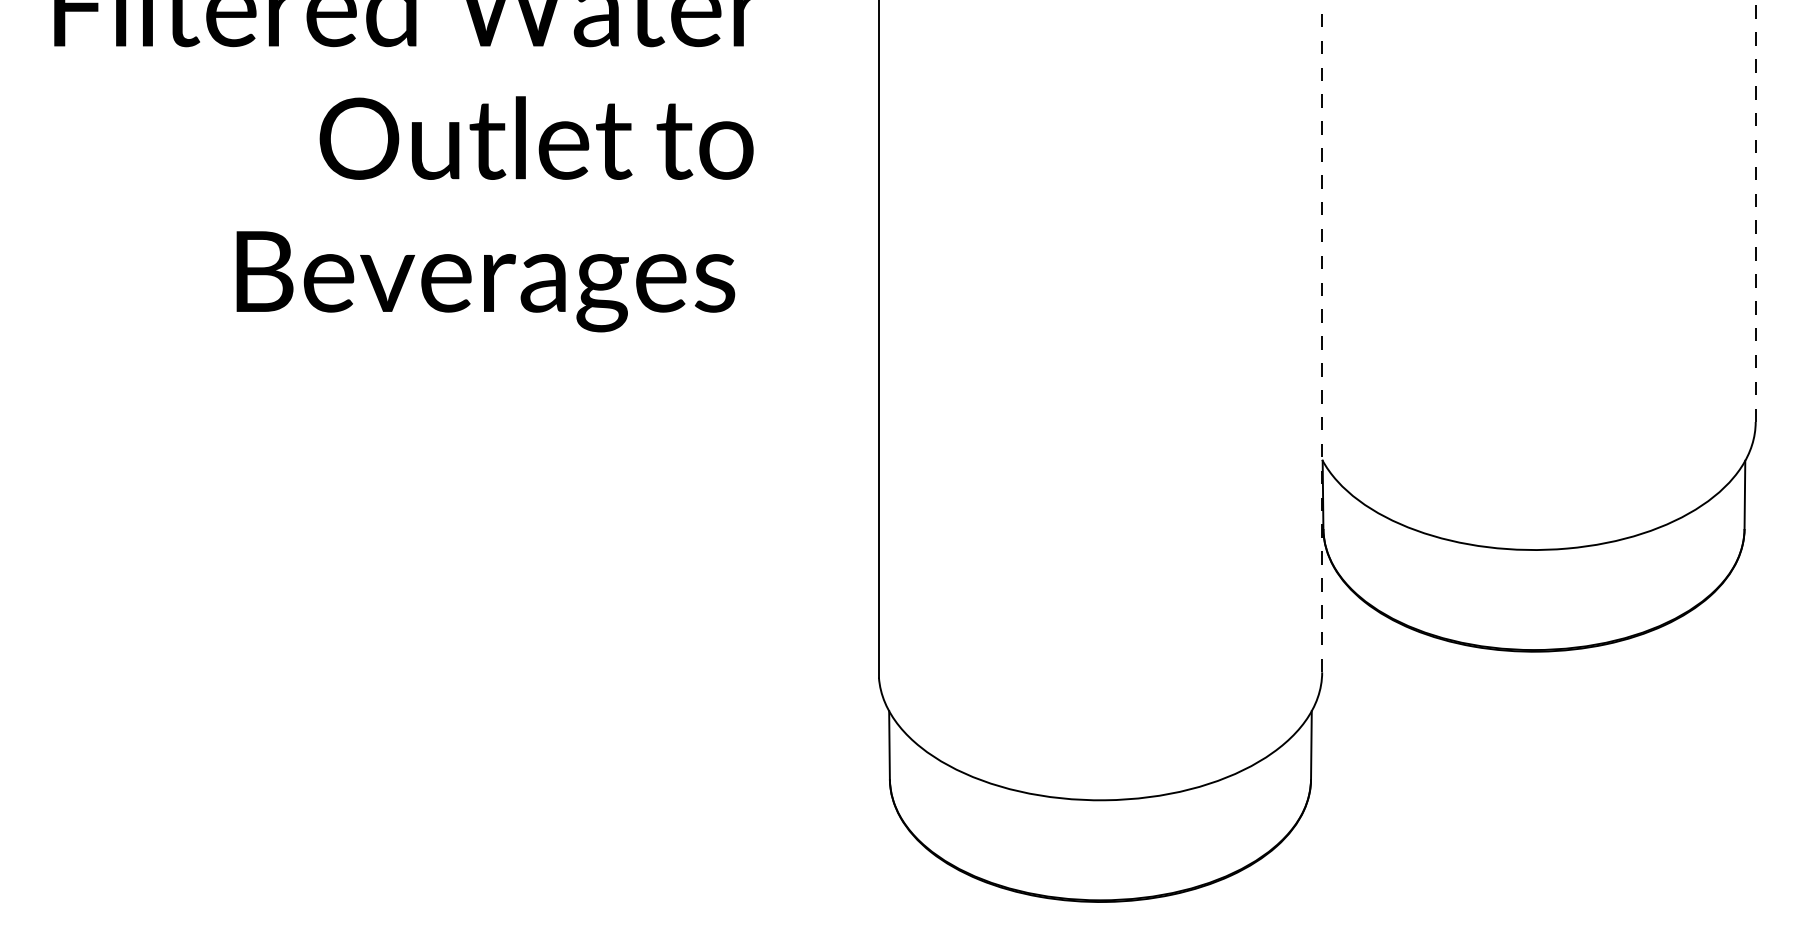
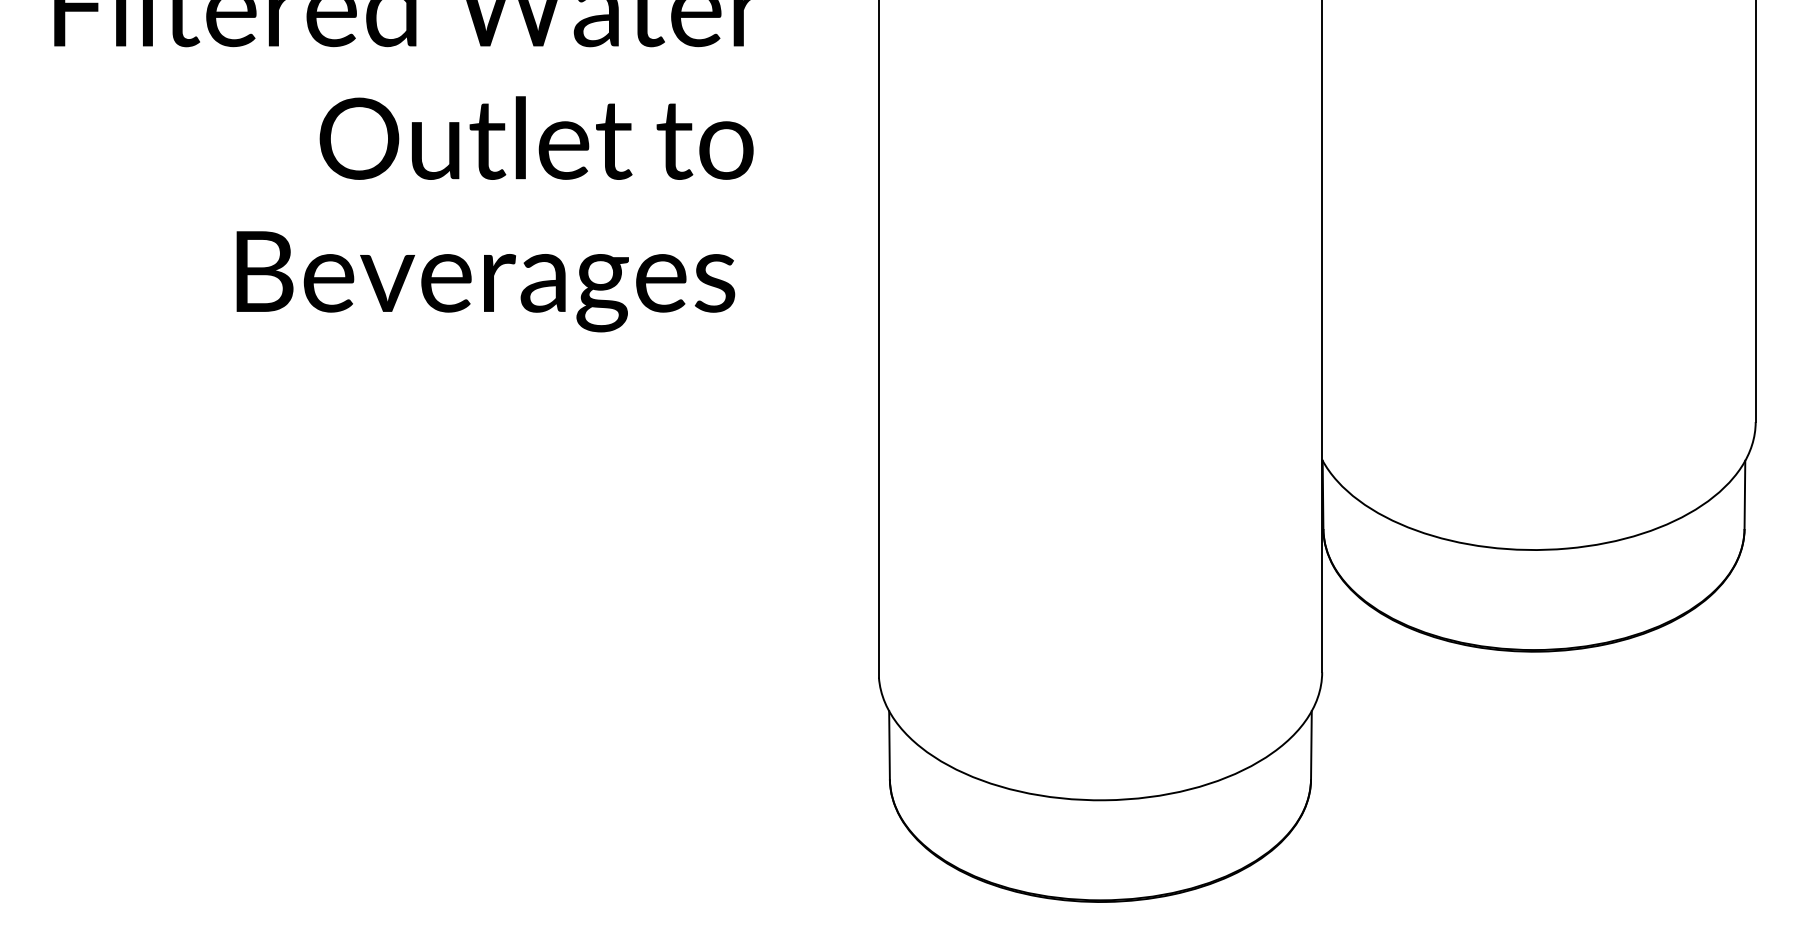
line: dashed -> solid (1755, 211)
line: dashed -> solid (1322, 336)
